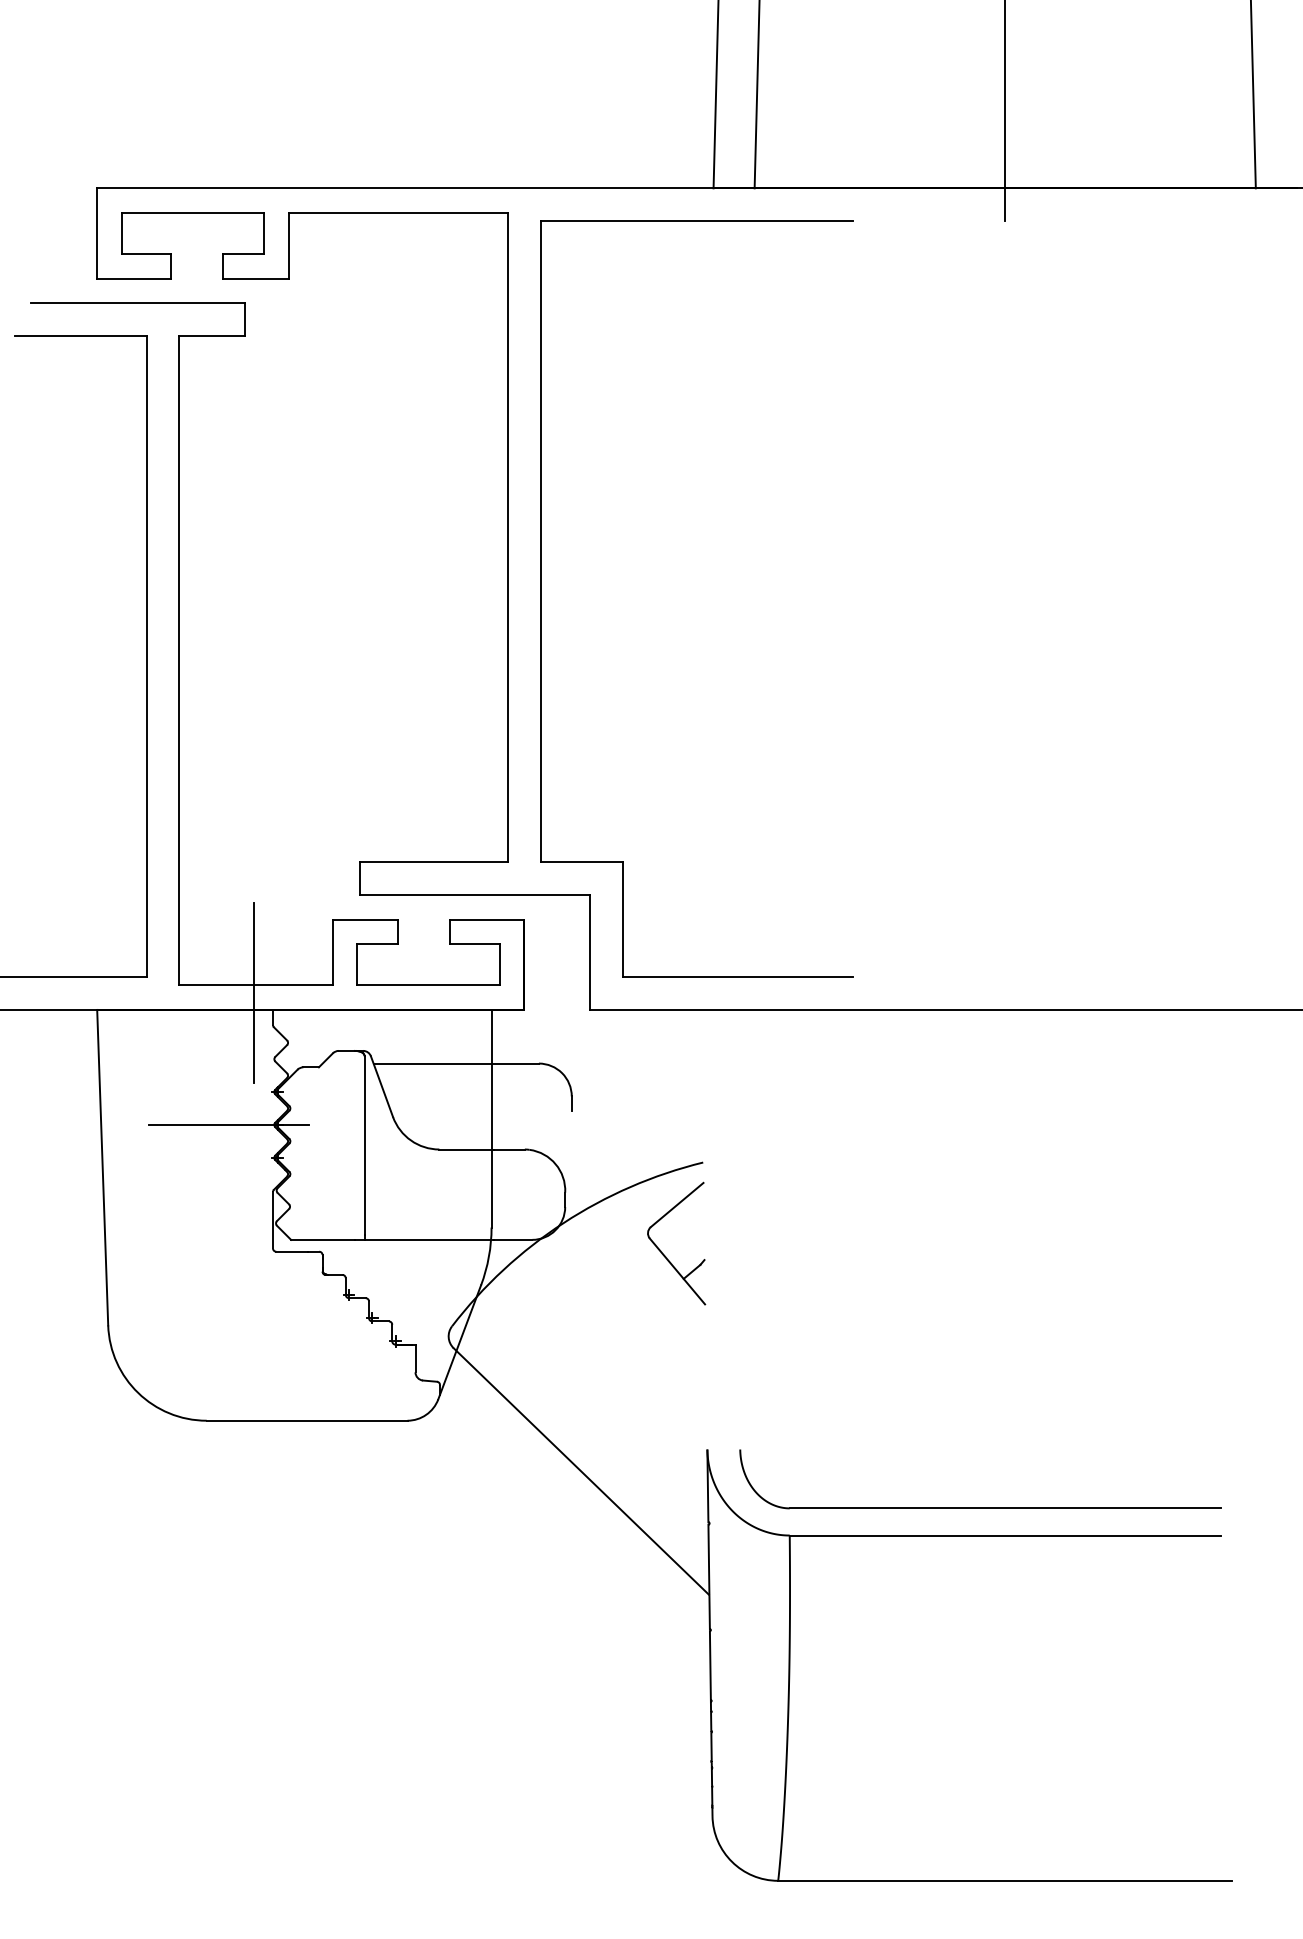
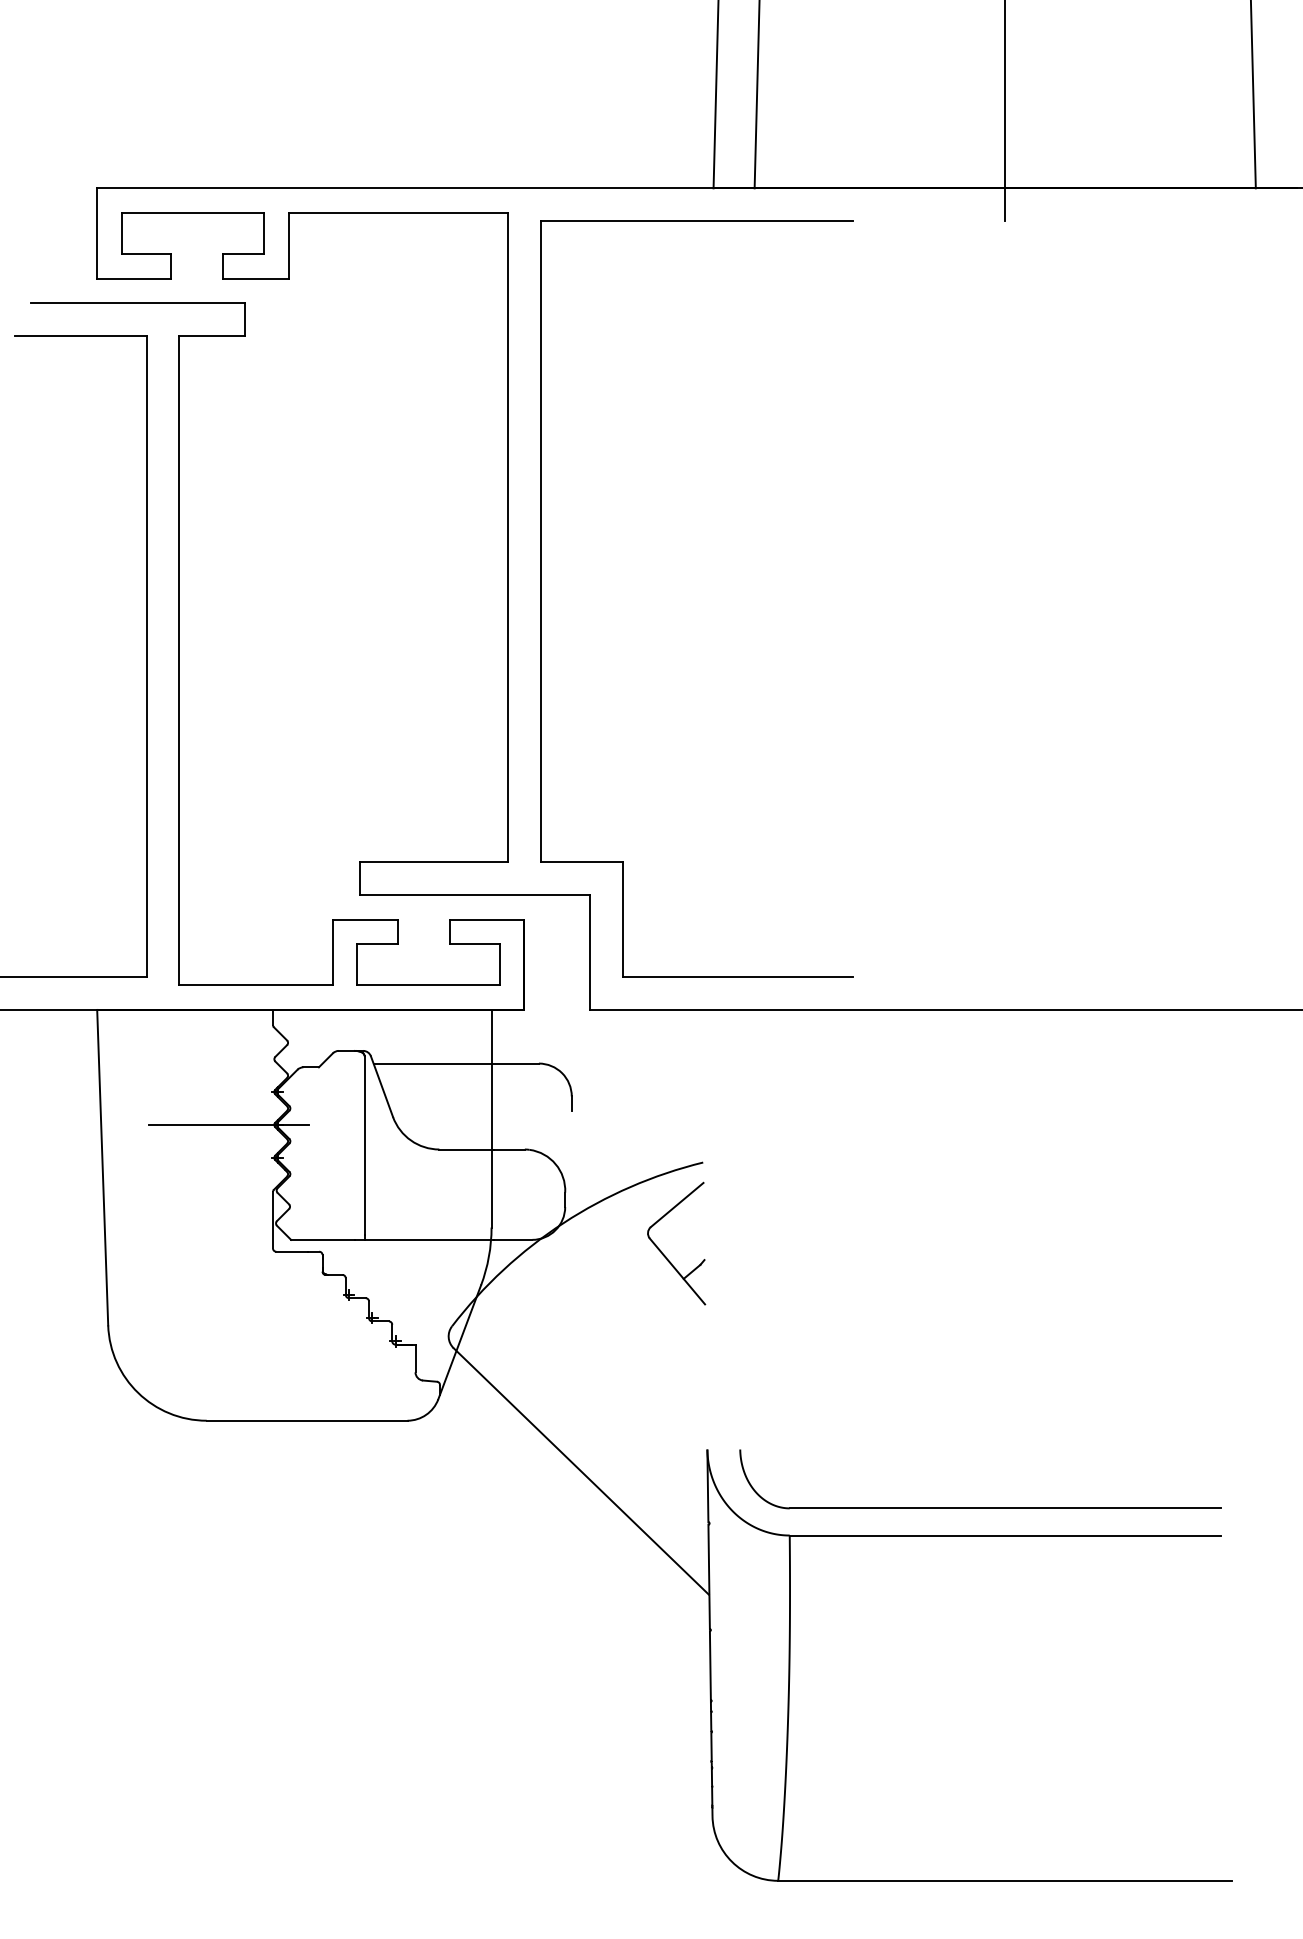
line: present -> none (254, 992)
